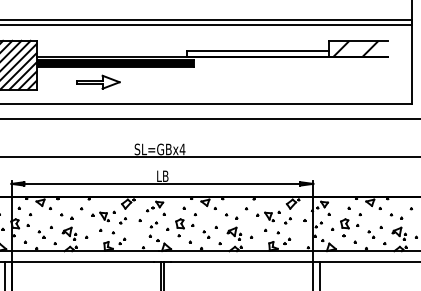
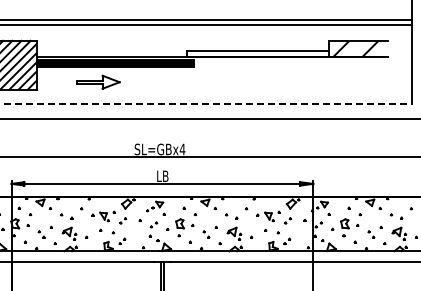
line: solid -> dashed (206, 103)
line: present -> none (5, 274)
line: present -> none (319, 274)
